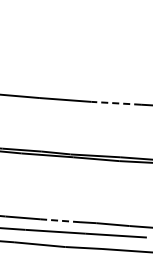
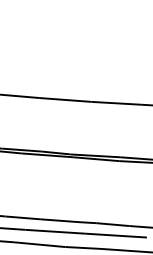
line: dashed -> solid (116, 103)
line: dashed -> solid (60, 220)
